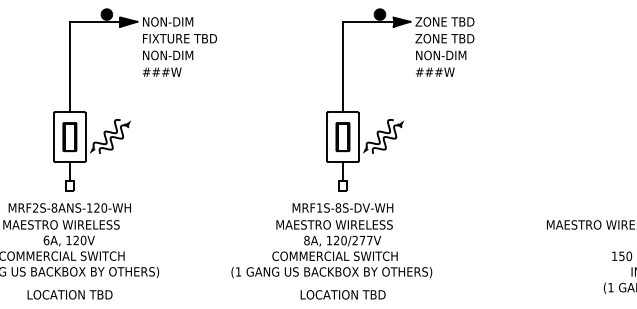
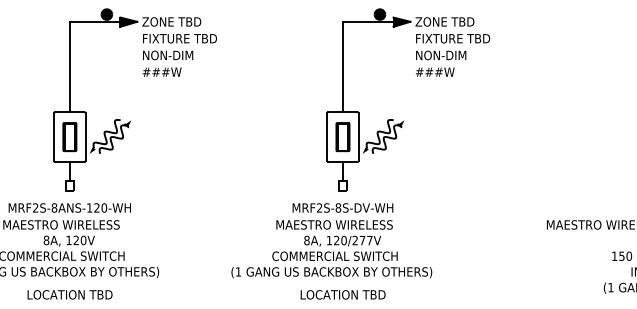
text: NON-DIM -> ZONE TBD (171, 21)
text: ZONE TBD -> FIXTURE TBD (452, 38)
text: MRF1S-8S-DV-WH -> MRF2S-8S-DV-WH (319, 207)
text: 6A, -> 8A, (46, 239)
